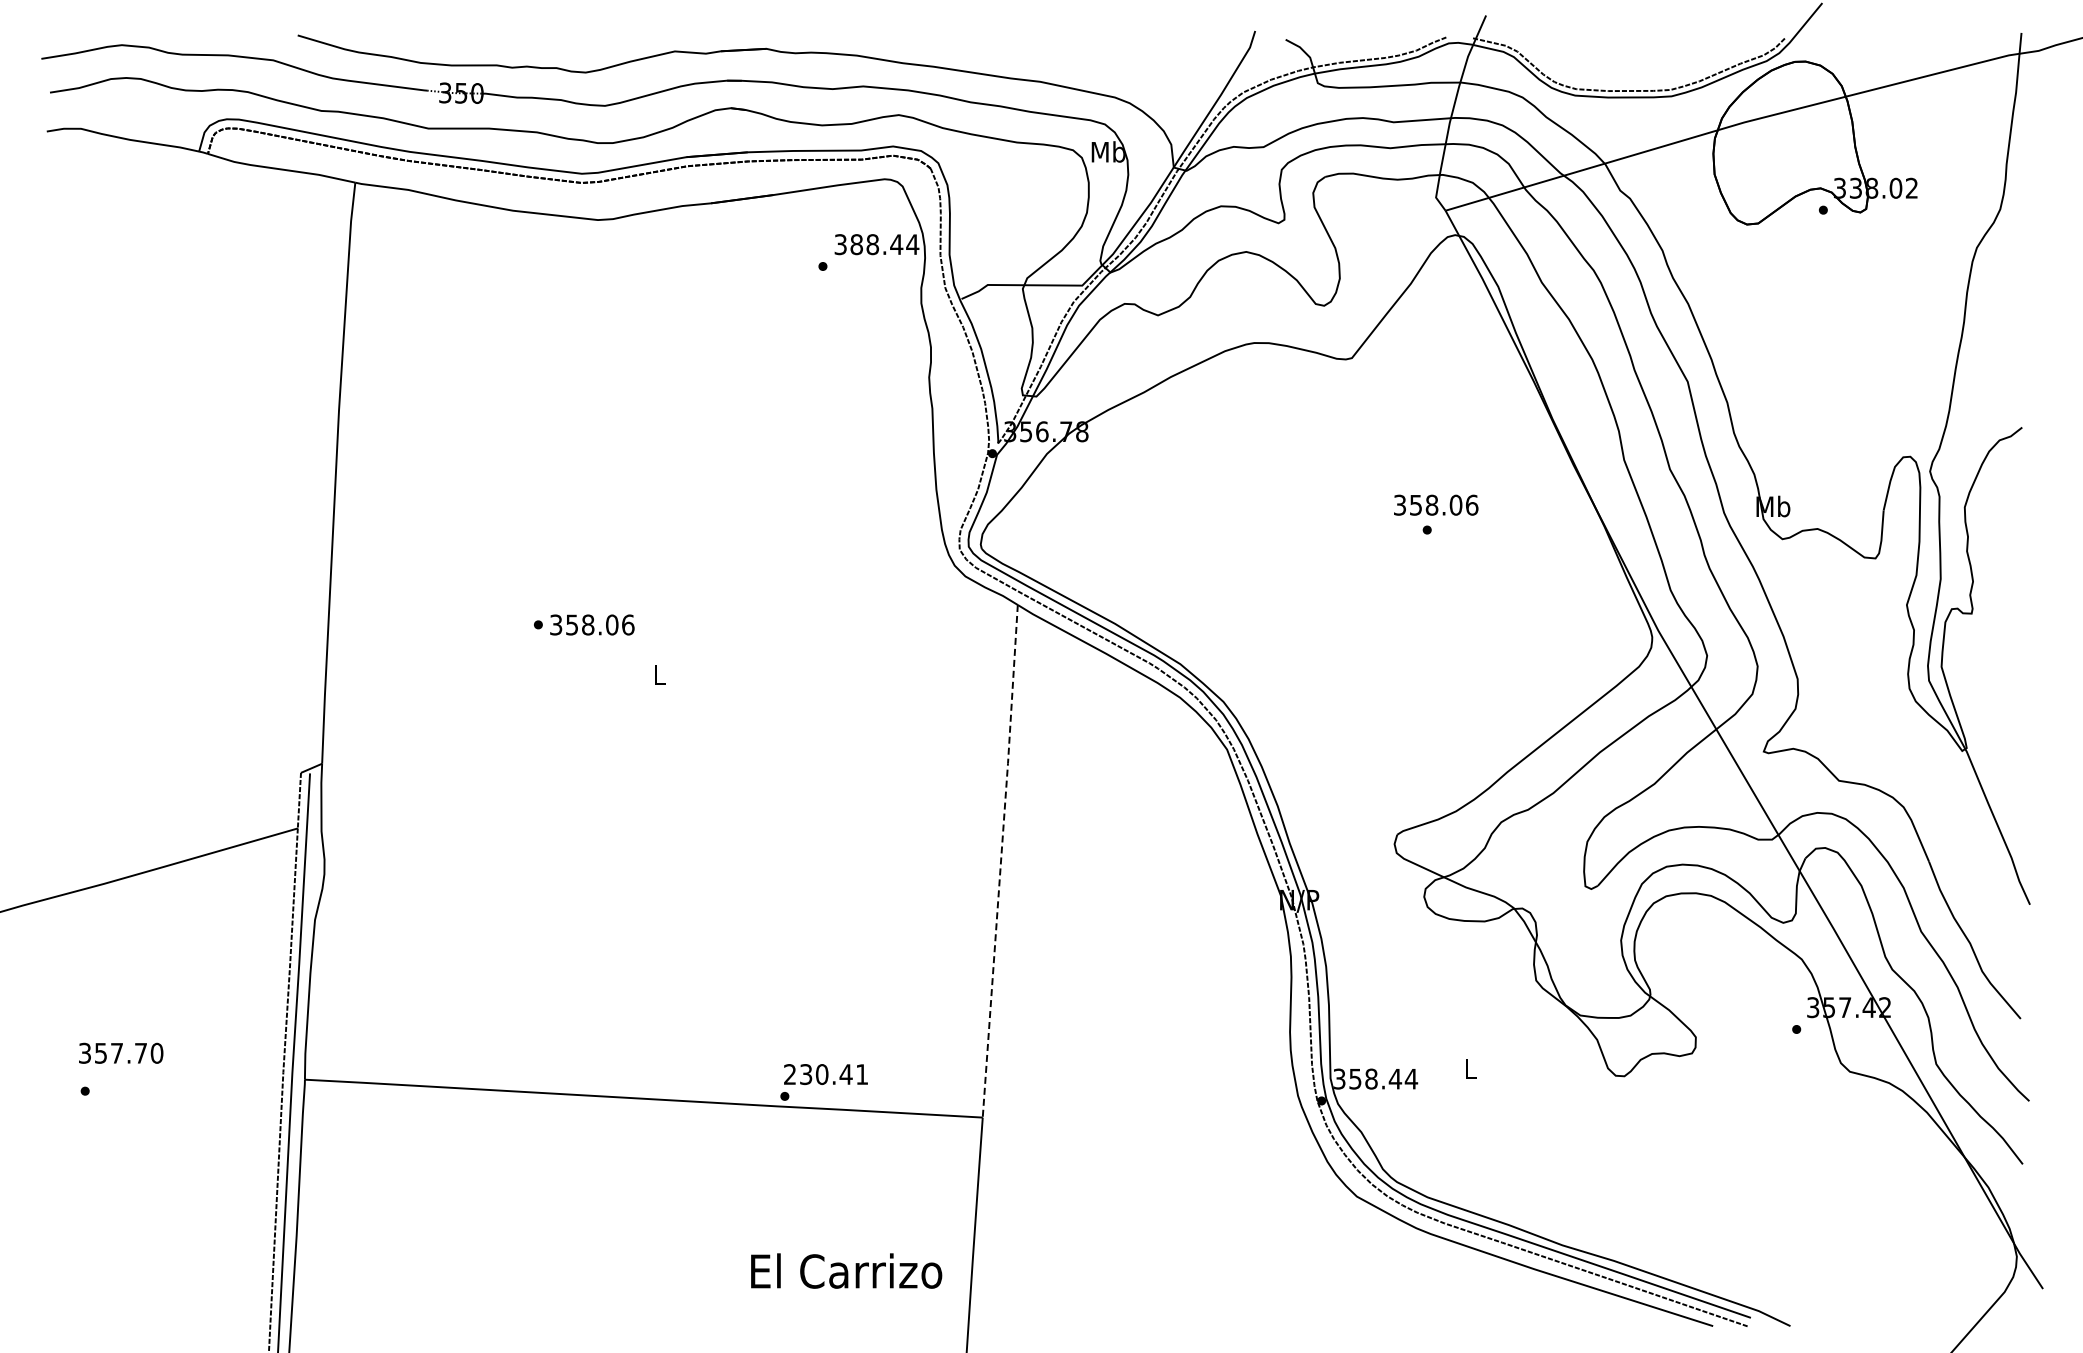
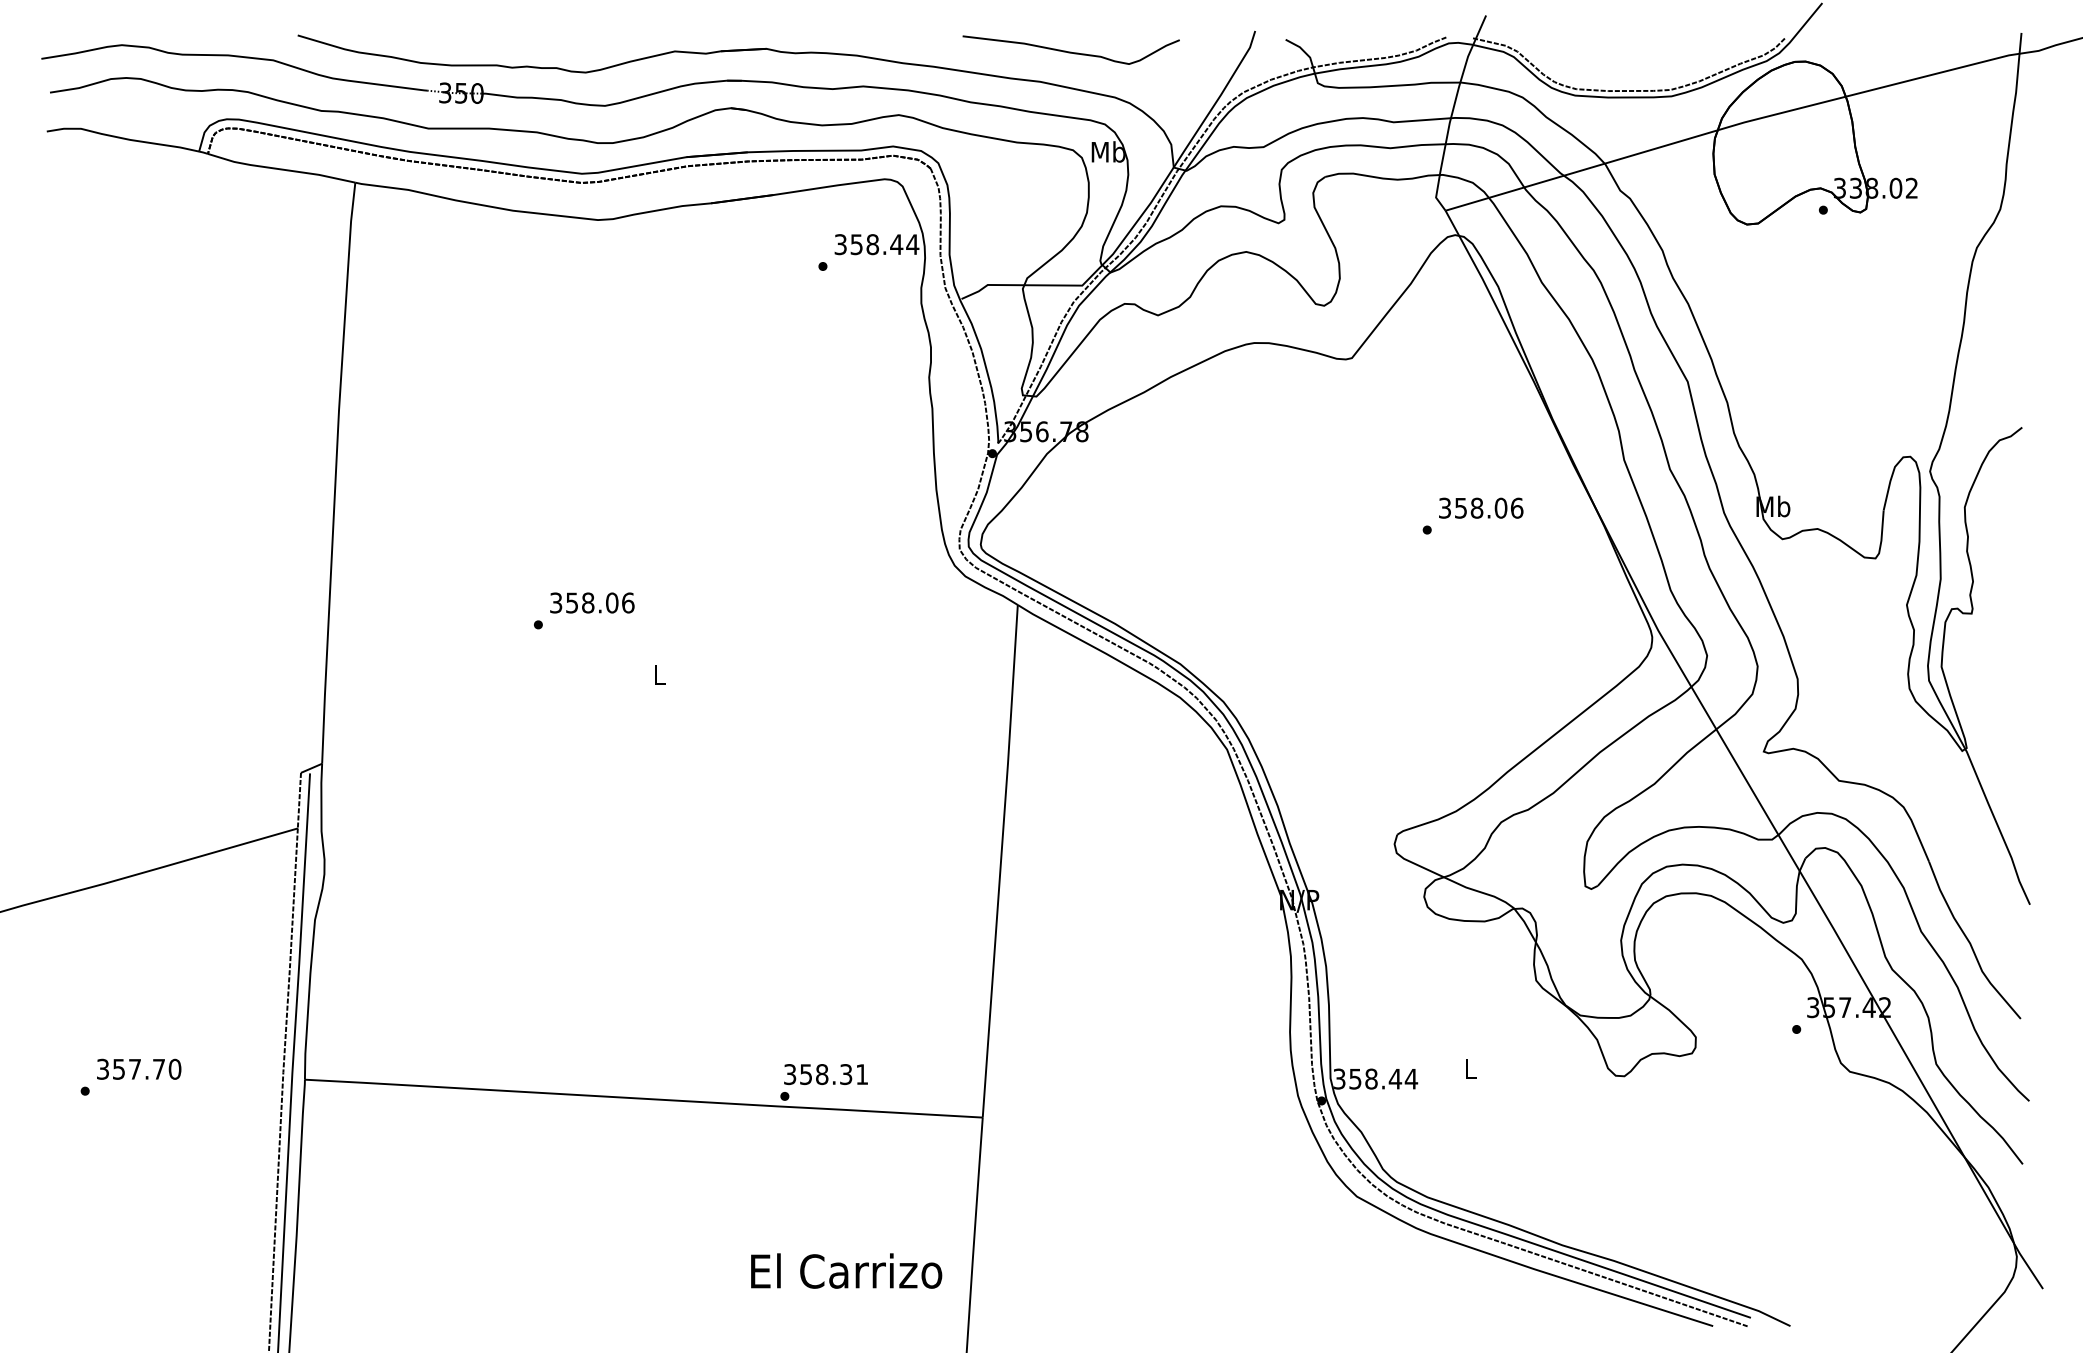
curve: none -> present (1070, 51)
text: 388.44 -> 358.44 (856, 244)
text position: (1436, 504) -> (1481, 507) (1481, 507)
text position: (592, 624) -> (592, 602) (592, 602)
line: dashed -> solid (1001, 860)
text position: (121, 1052) -> (139, 1068) (139, 1068)
text: 230.41 -> 358.31 (818, 1074)
